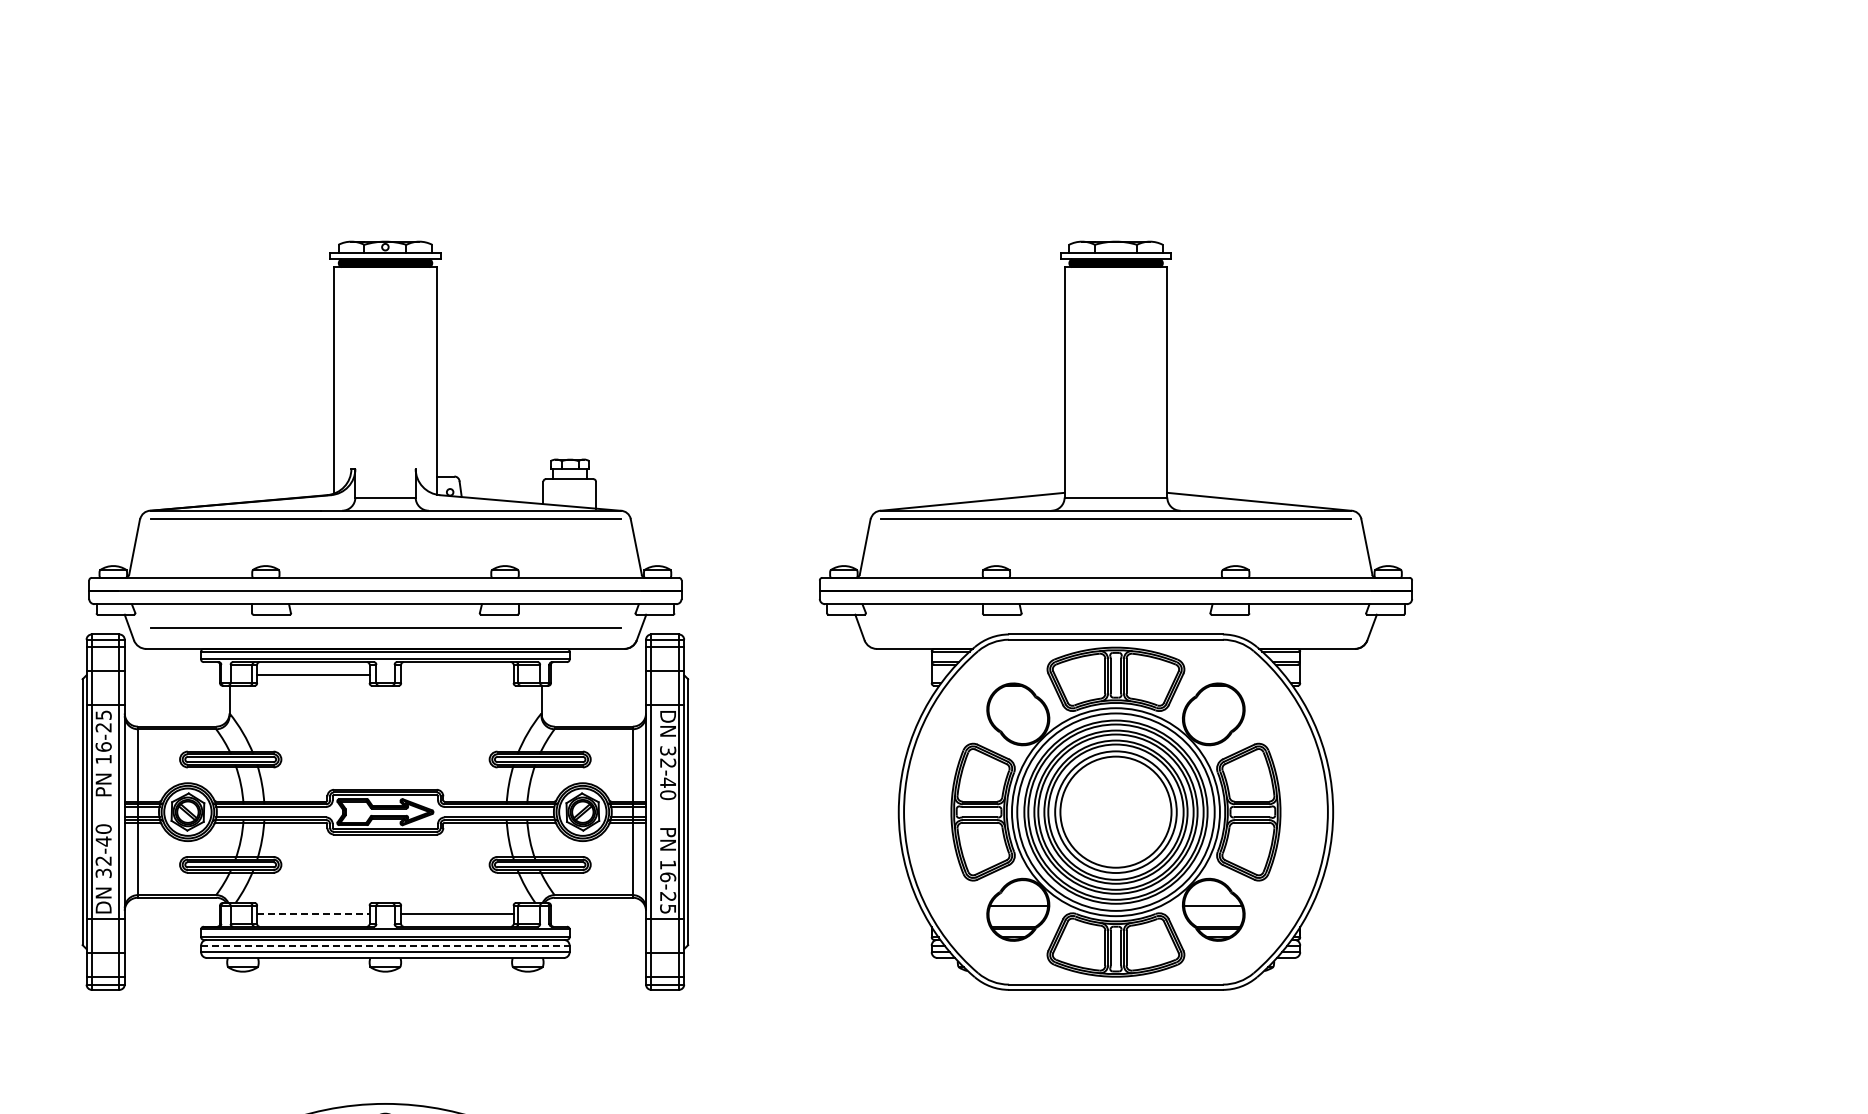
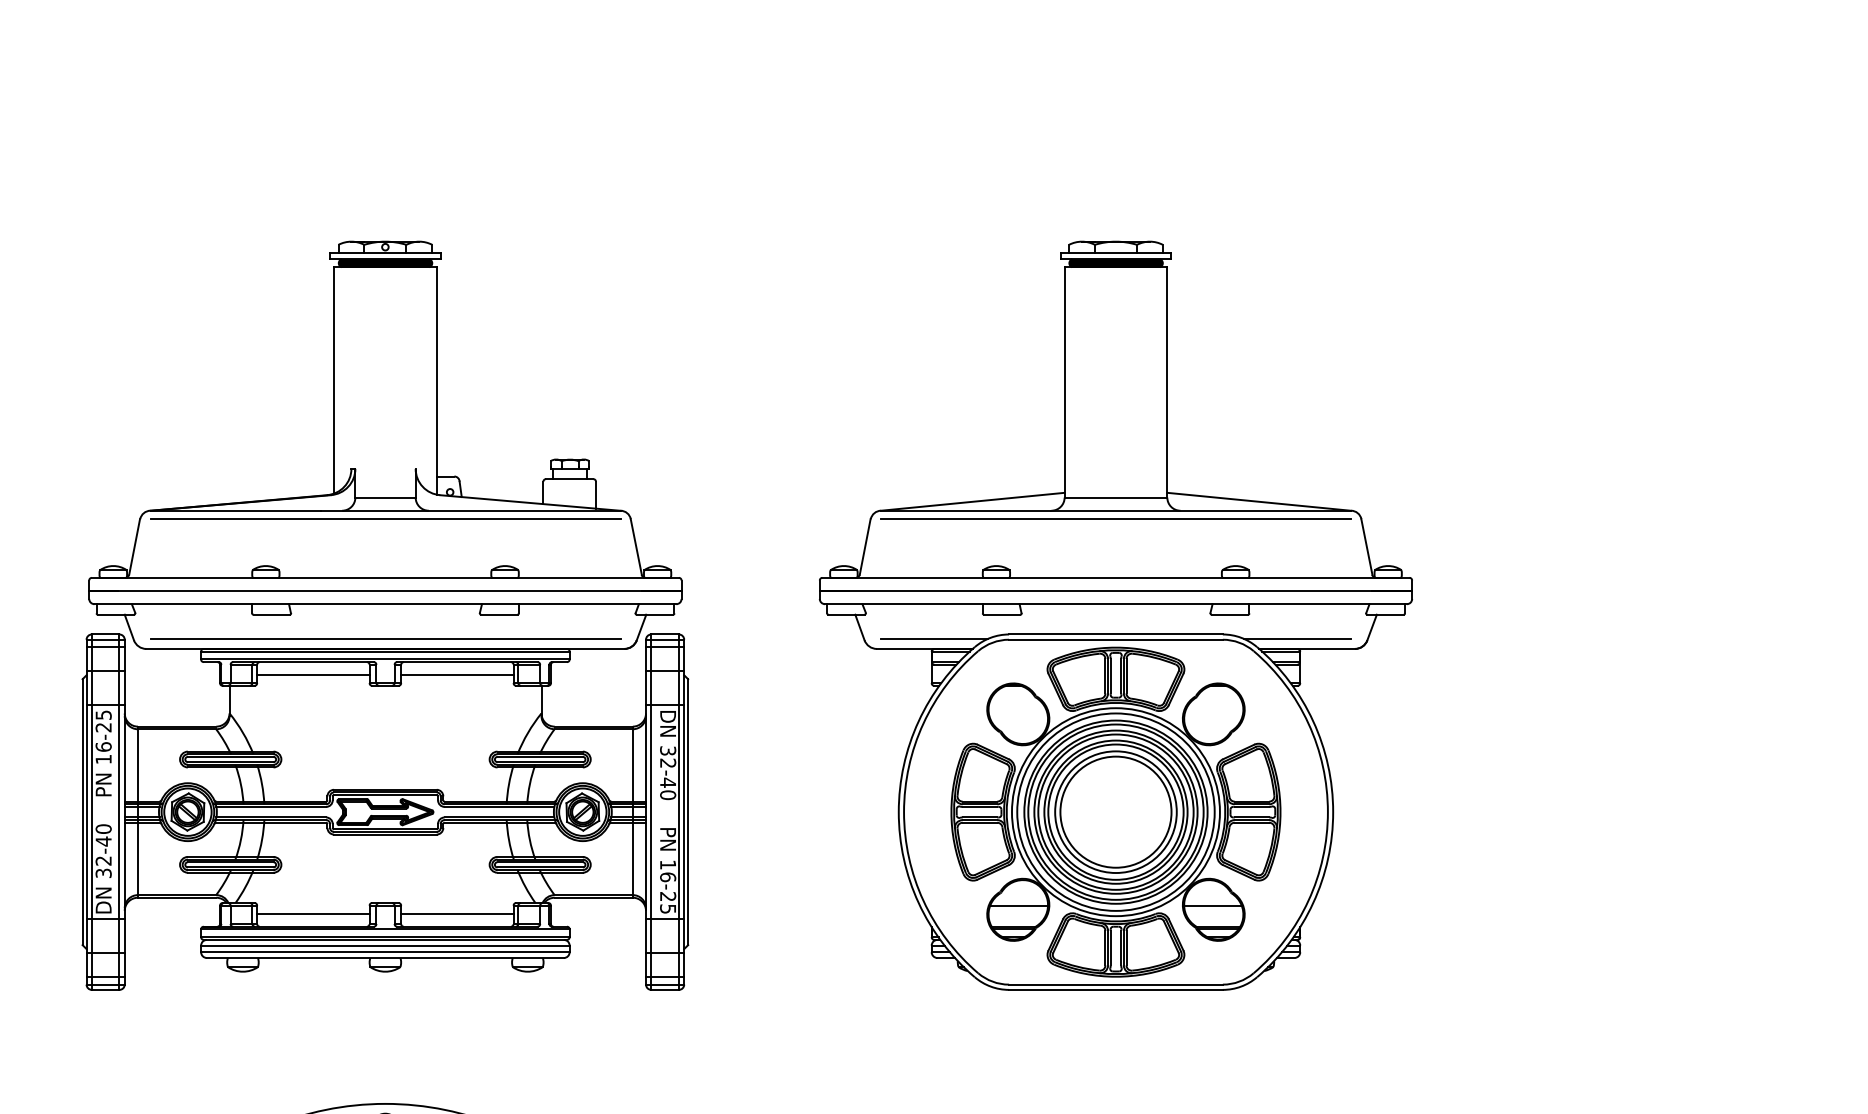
line position: (385, 627) -> (385, 638) (385, 638)
line: none -> present (934, 638)
line: none -> present (1297, 638)
line: none -> present (457, 675)
line: dashed -> solid (313, 913)
line: dashed -> solid (385, 945)
